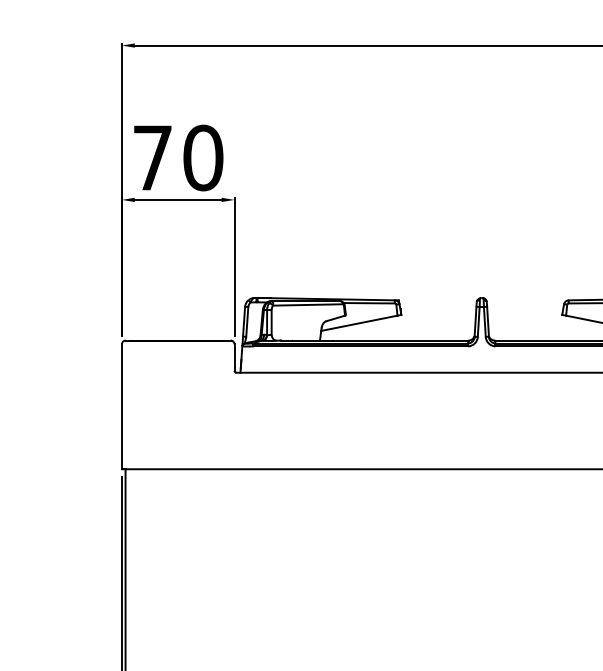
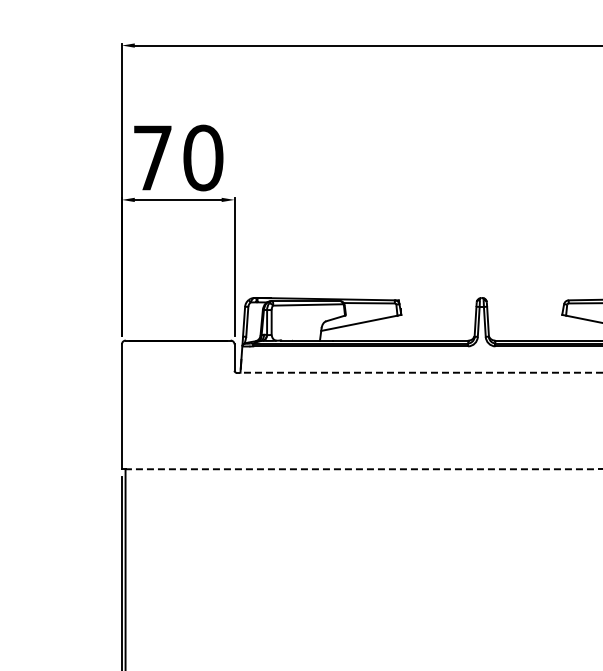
line: solid -> dashed (419, 372)
line: solid -> dashed (361, 469)
